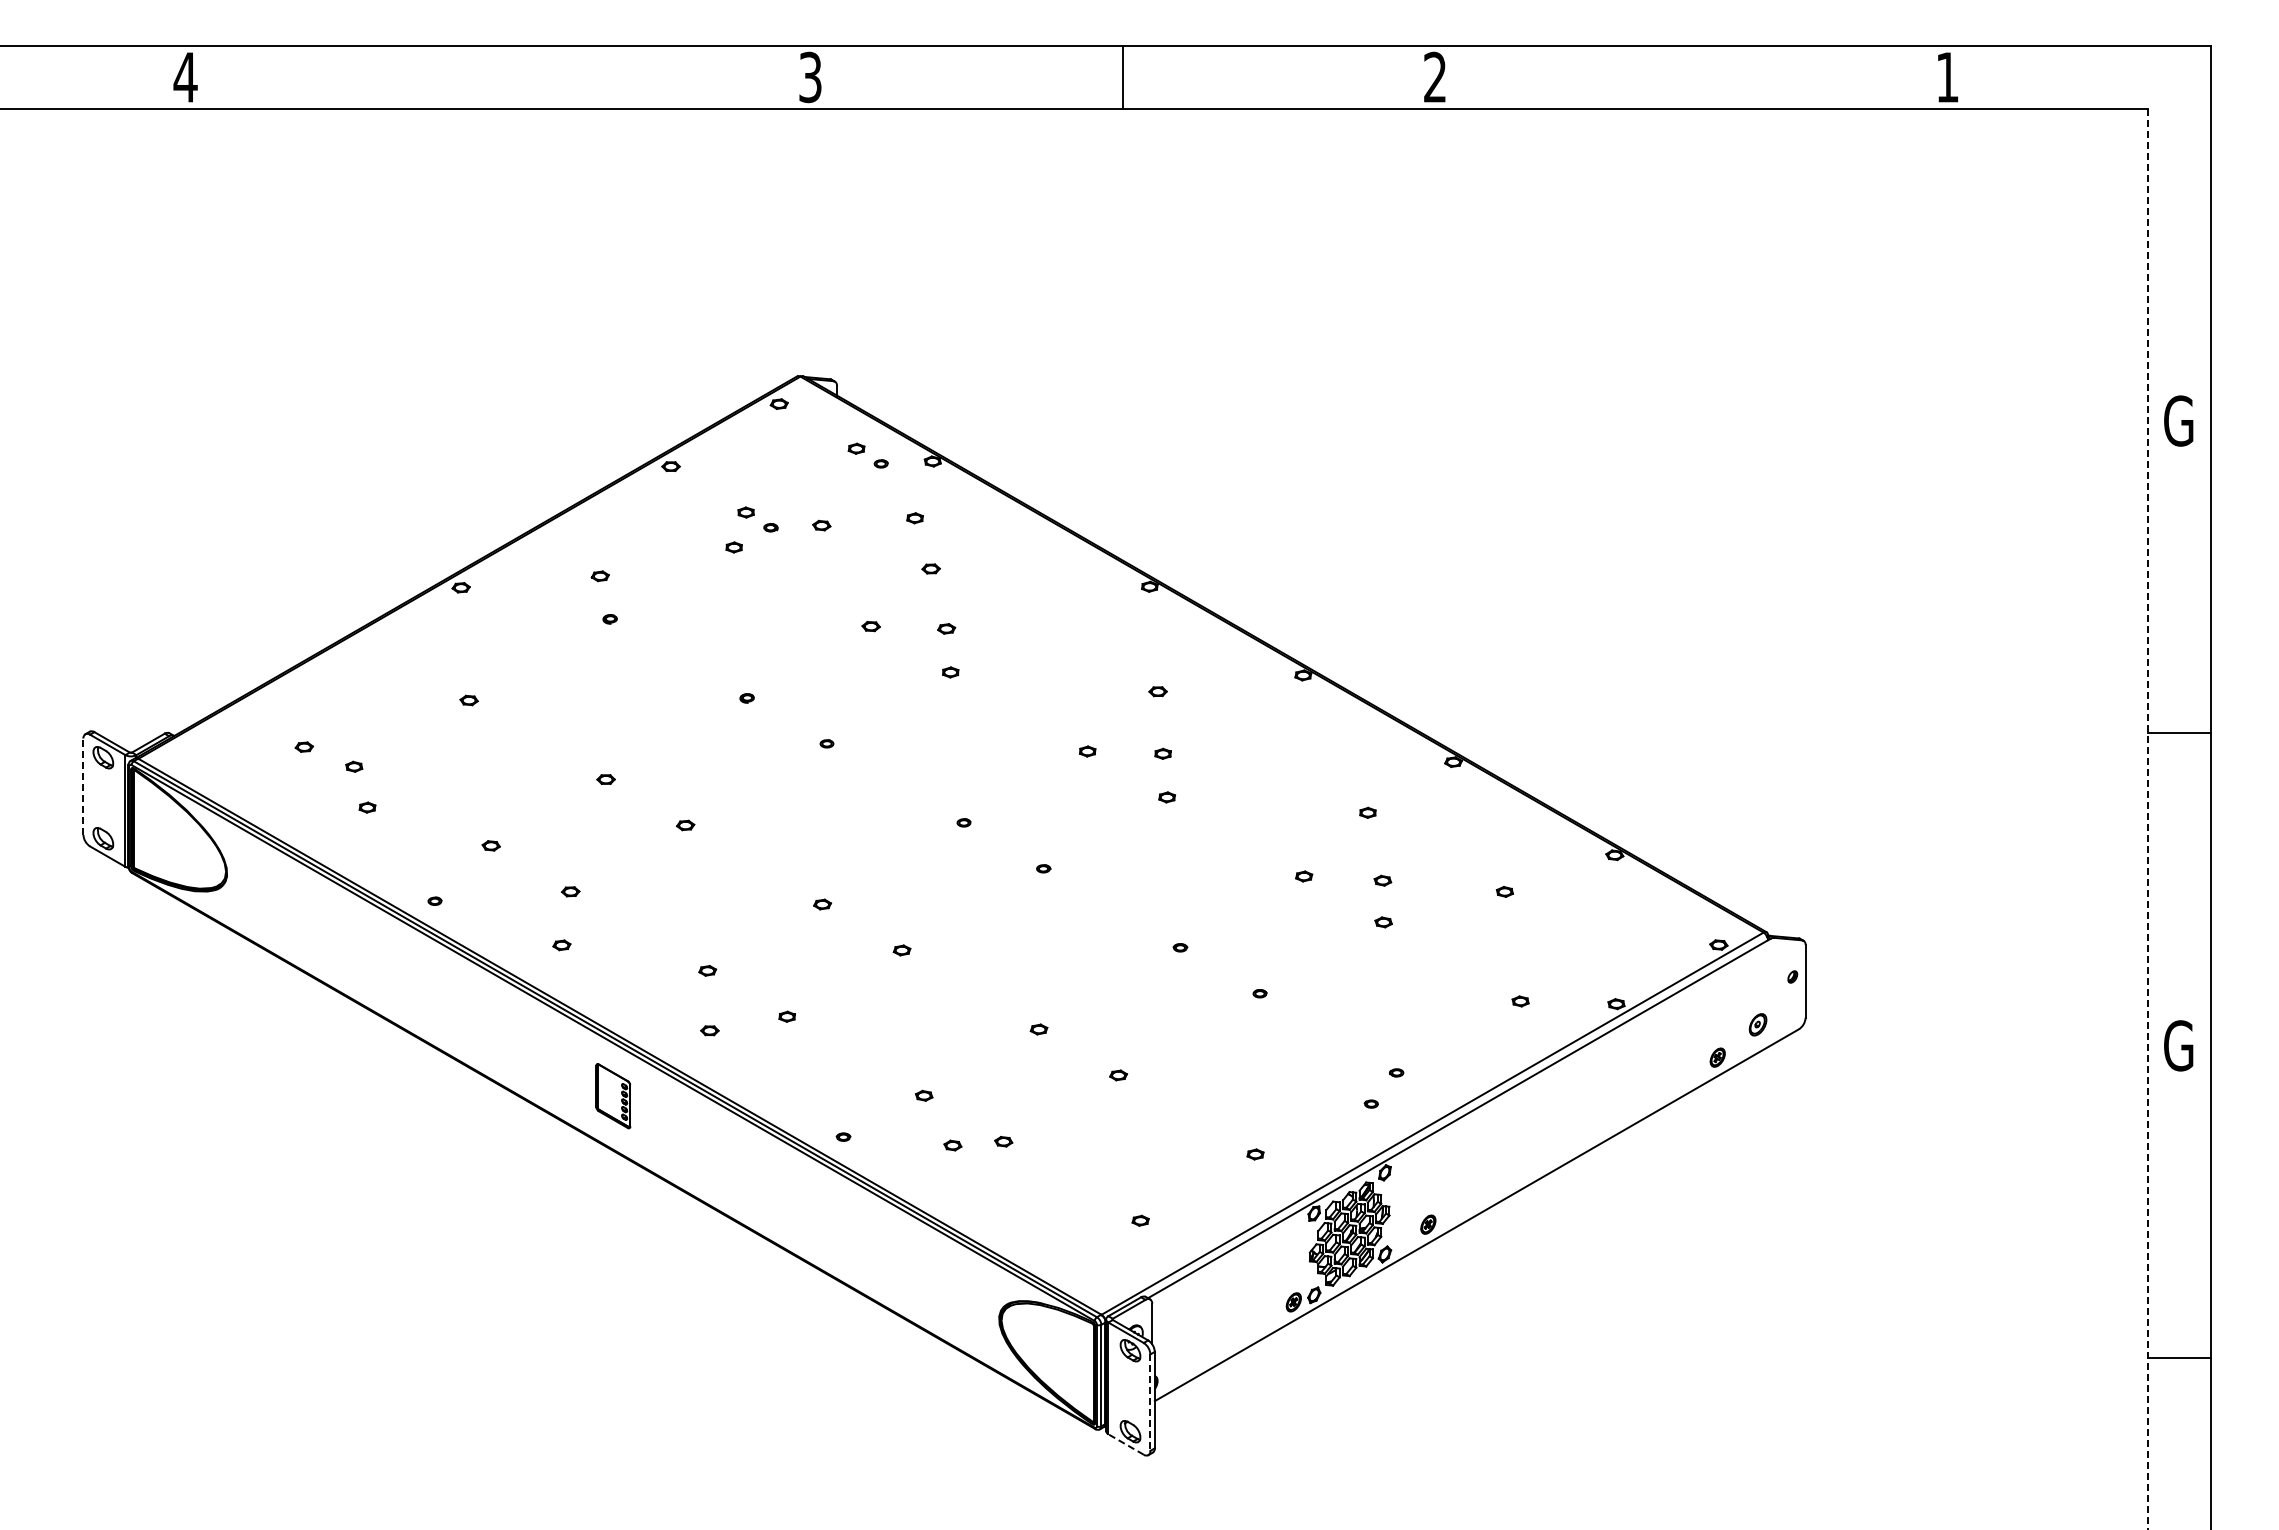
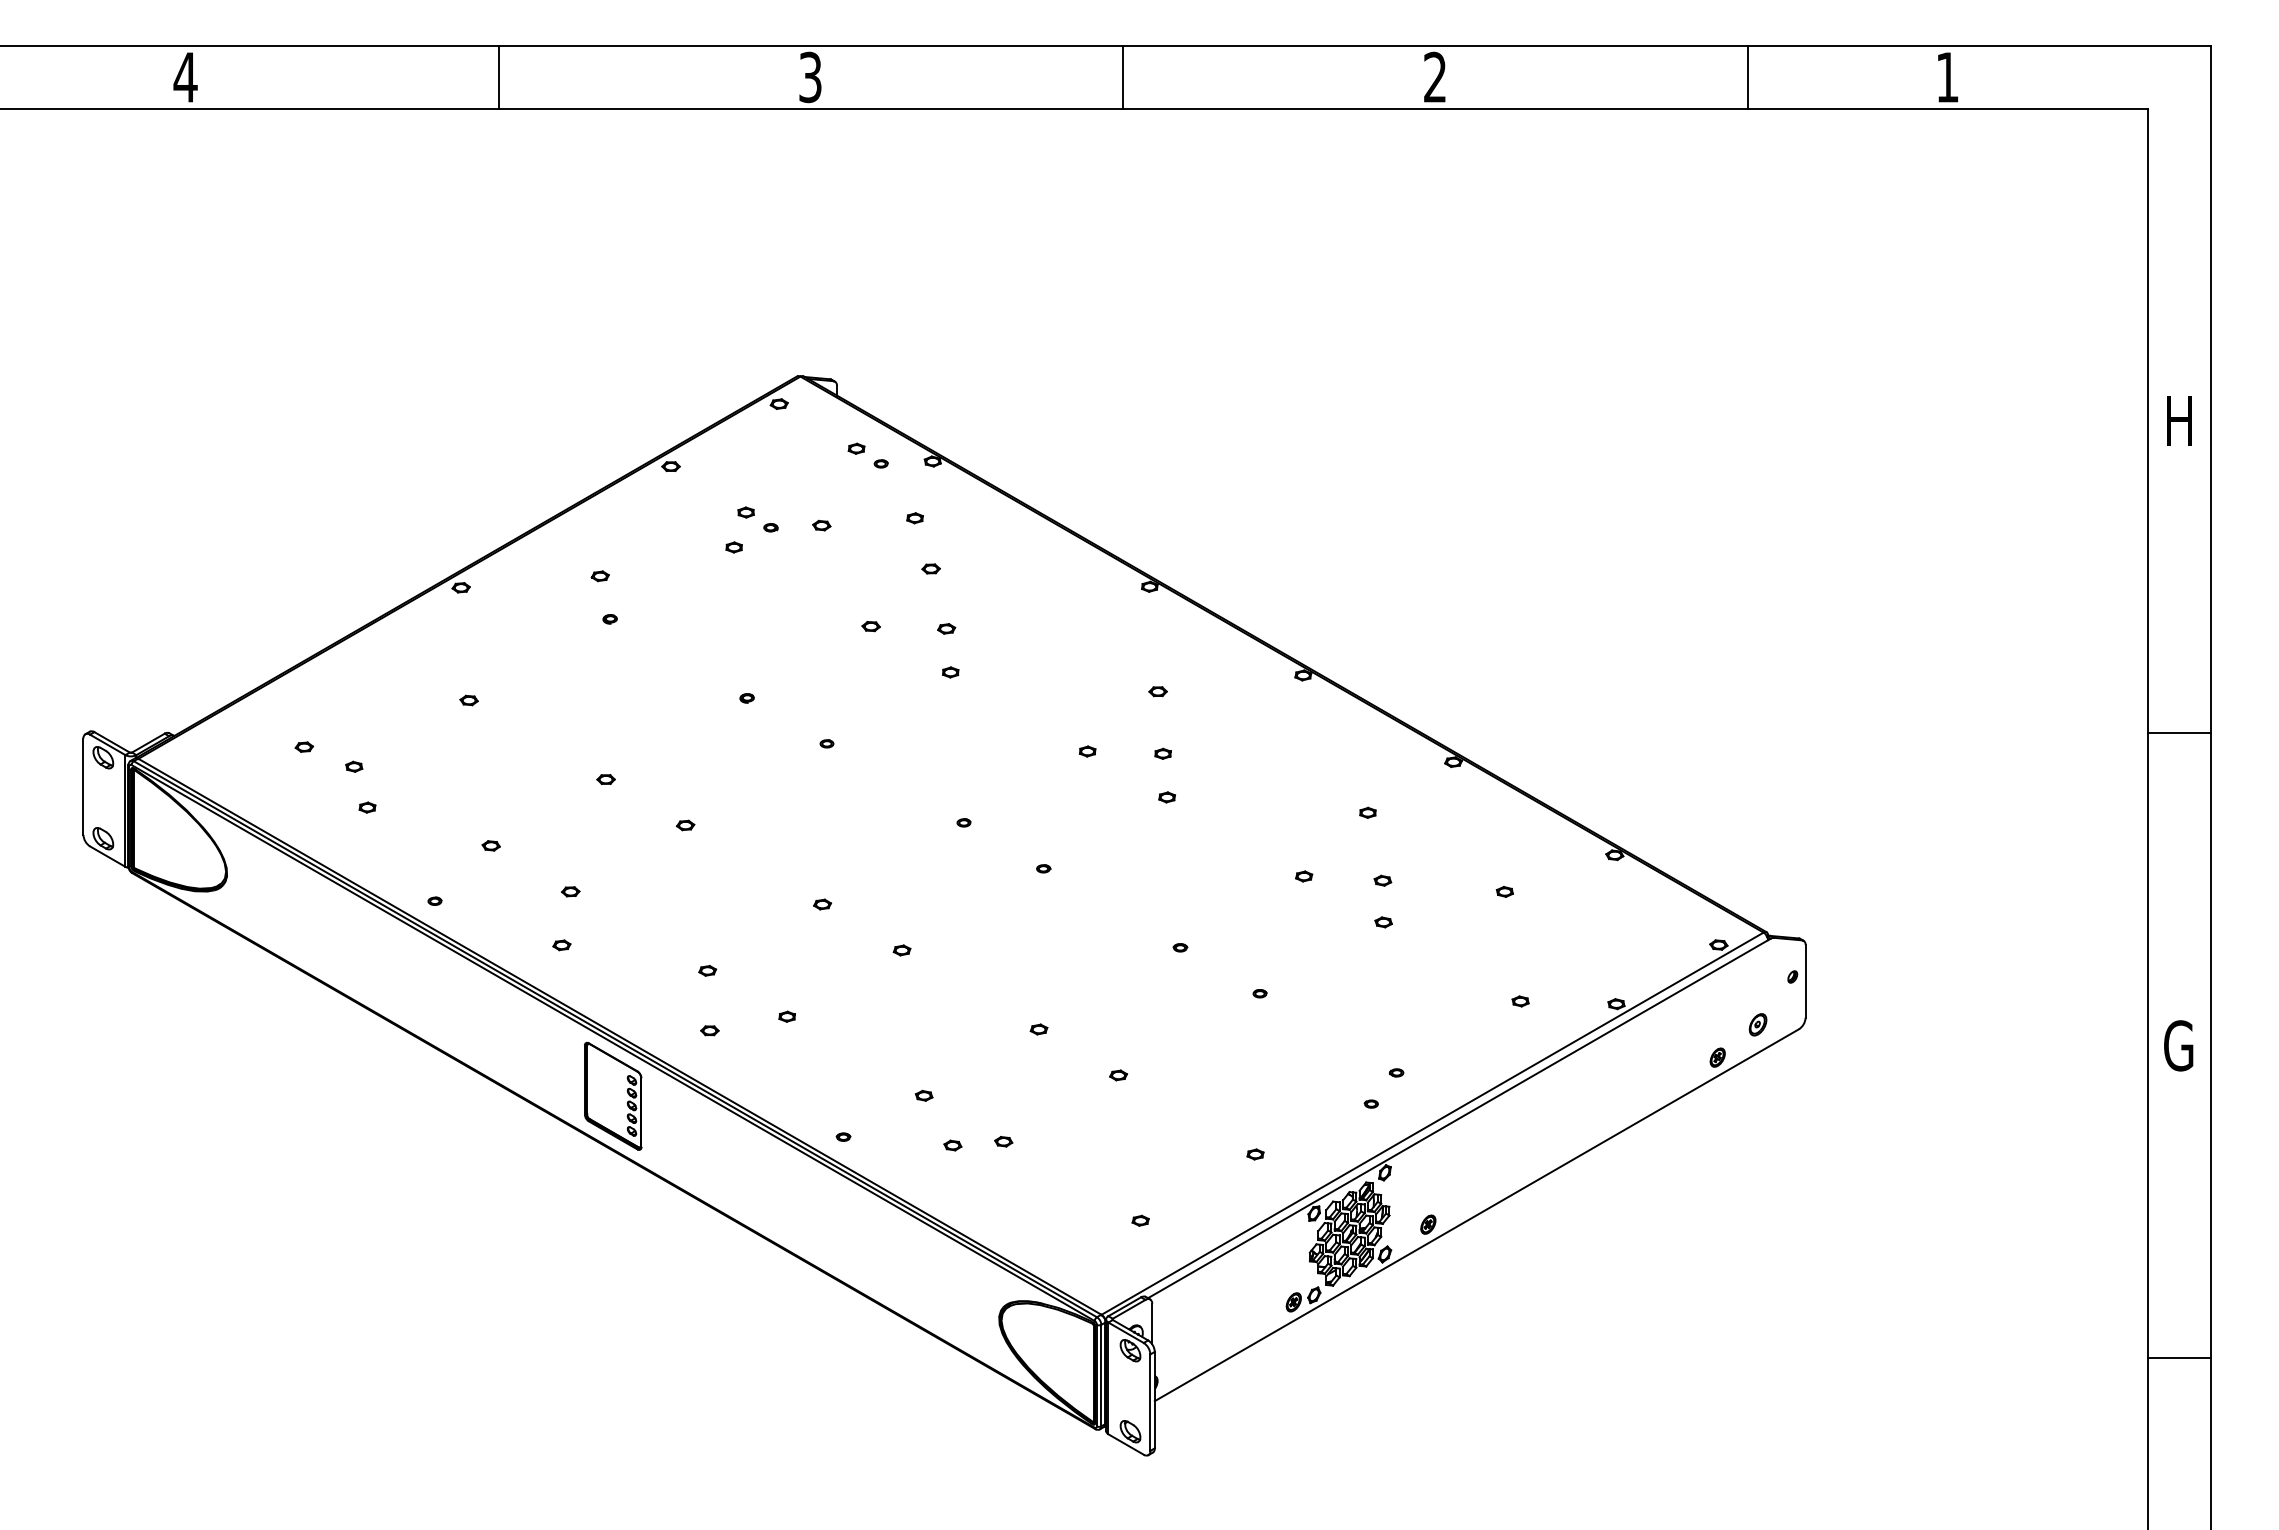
line: none -> present (498, 77)
line: none -> present (1748, 77)
text: G -> H (2178, 420)
line: dashed -> solid (83, 786)
line: dashed -> solid (2148, 819)
part size: 37x67 px -> 59x110 px (613, 1095)
line: dashed -> solid (1150, 1403)
line: dashed -> solid (1125, 1444)
